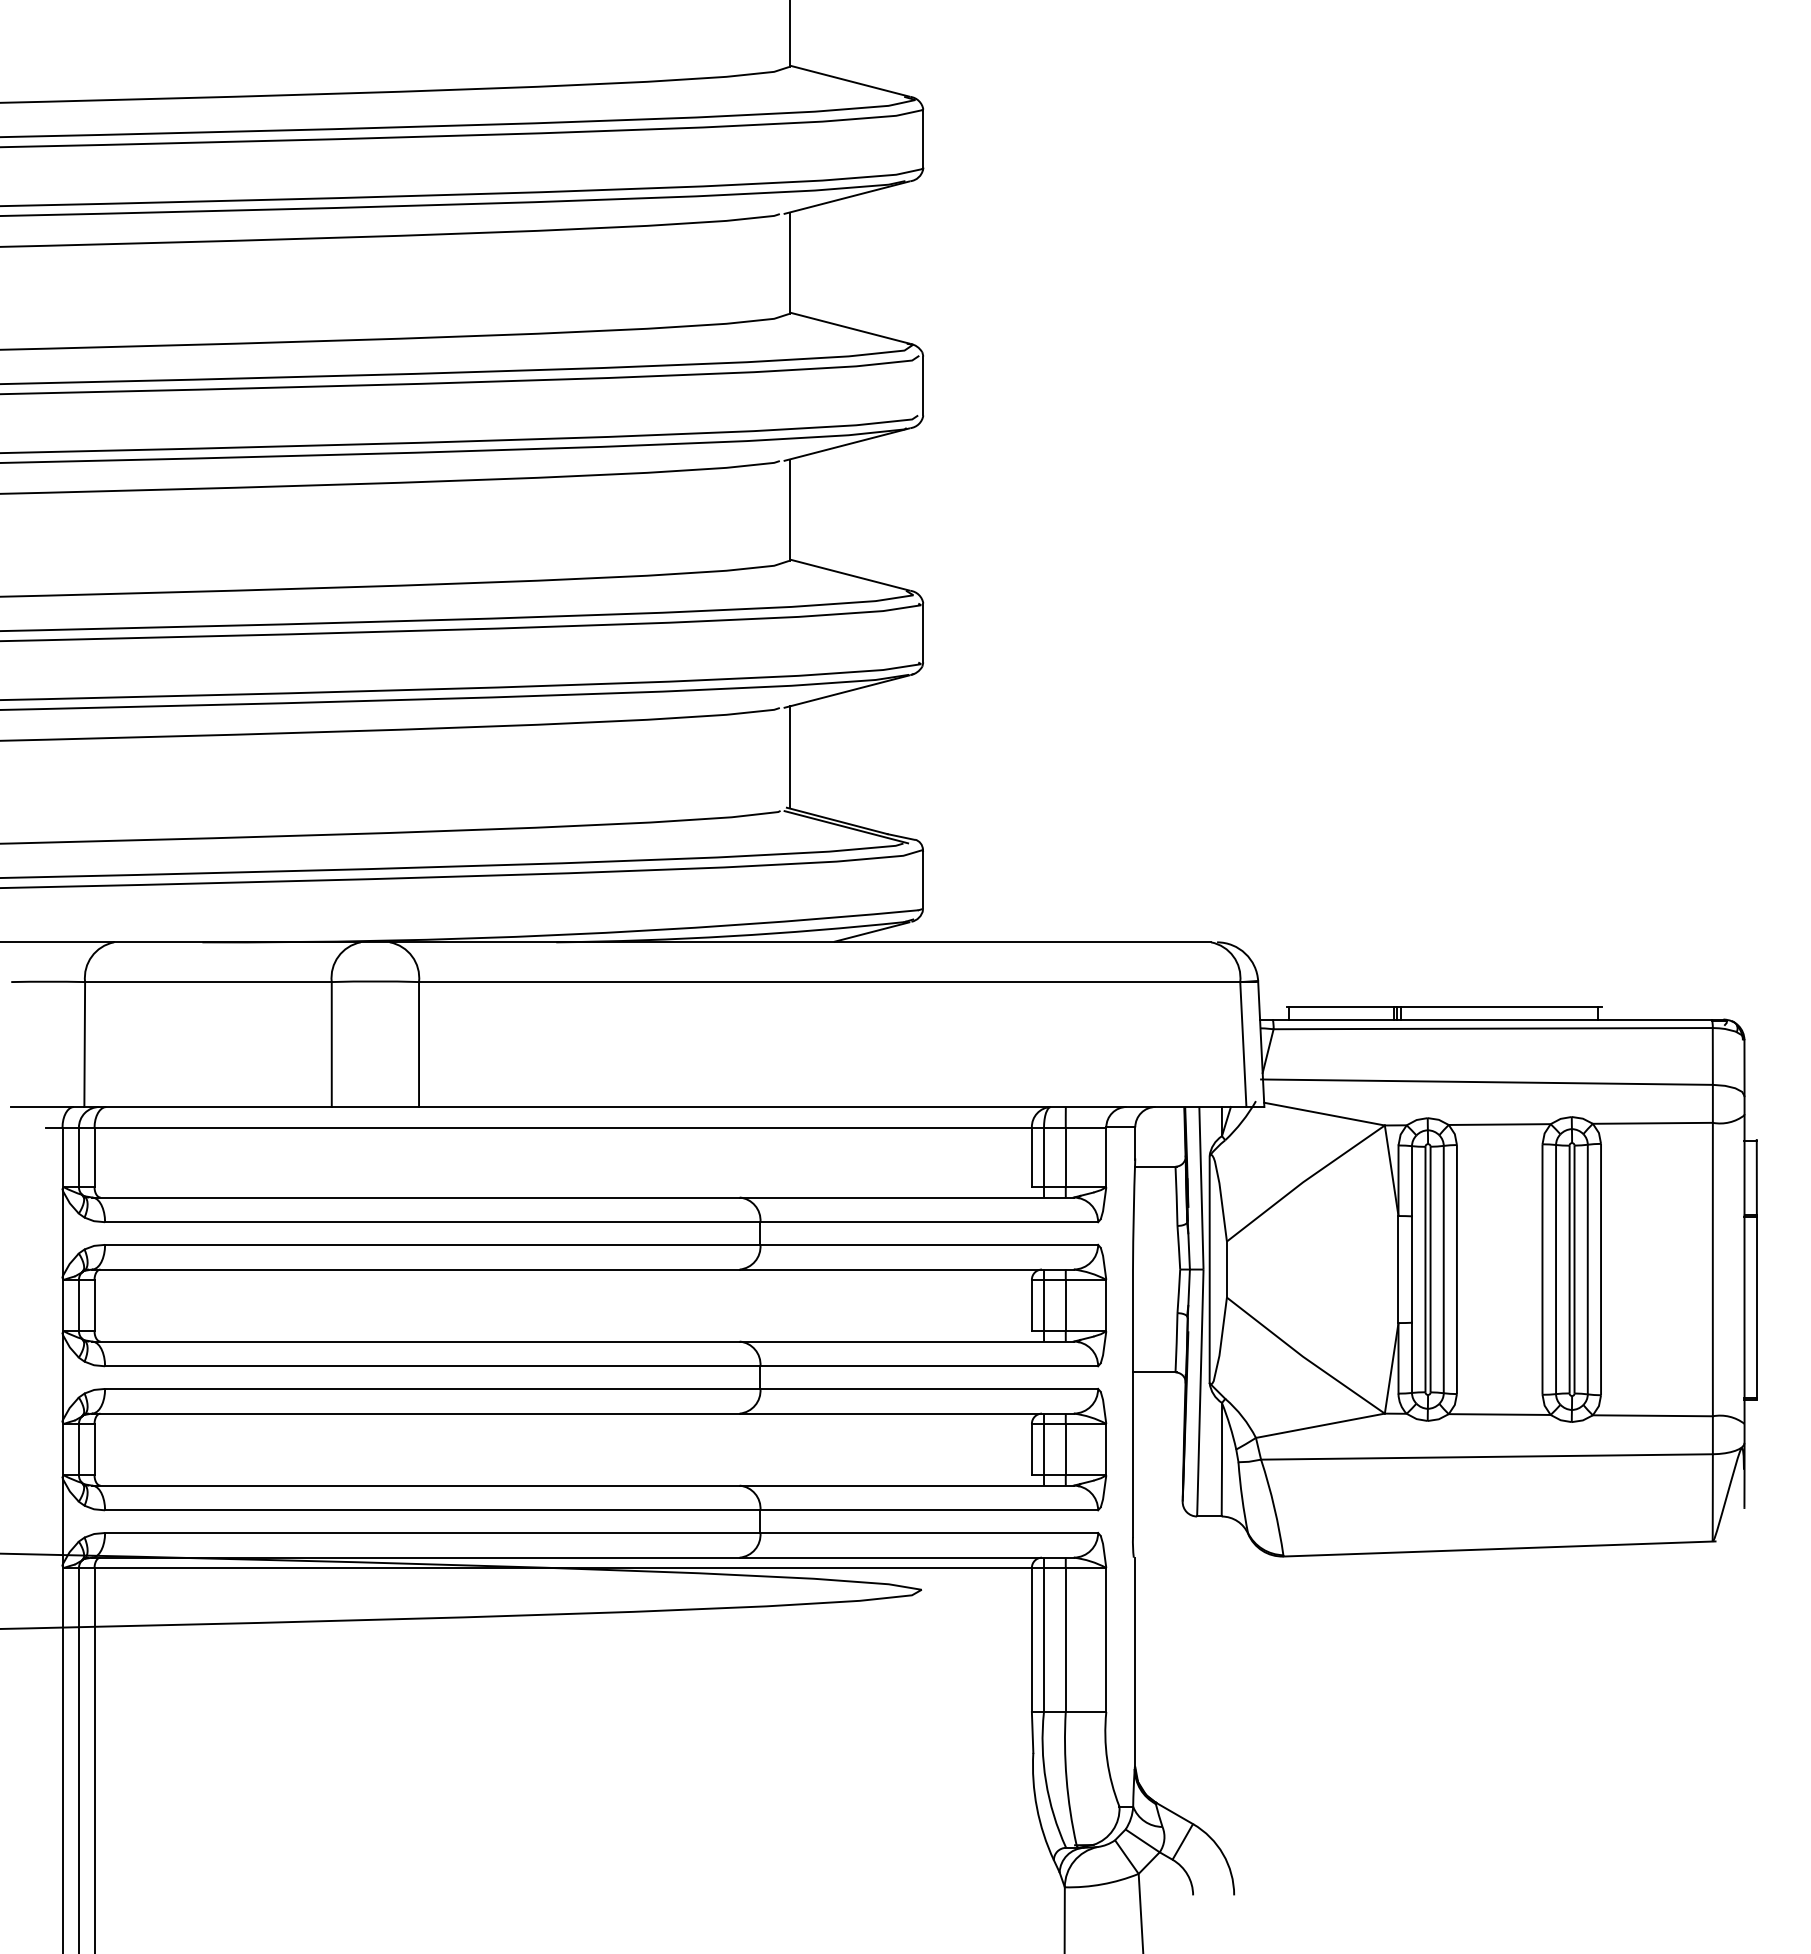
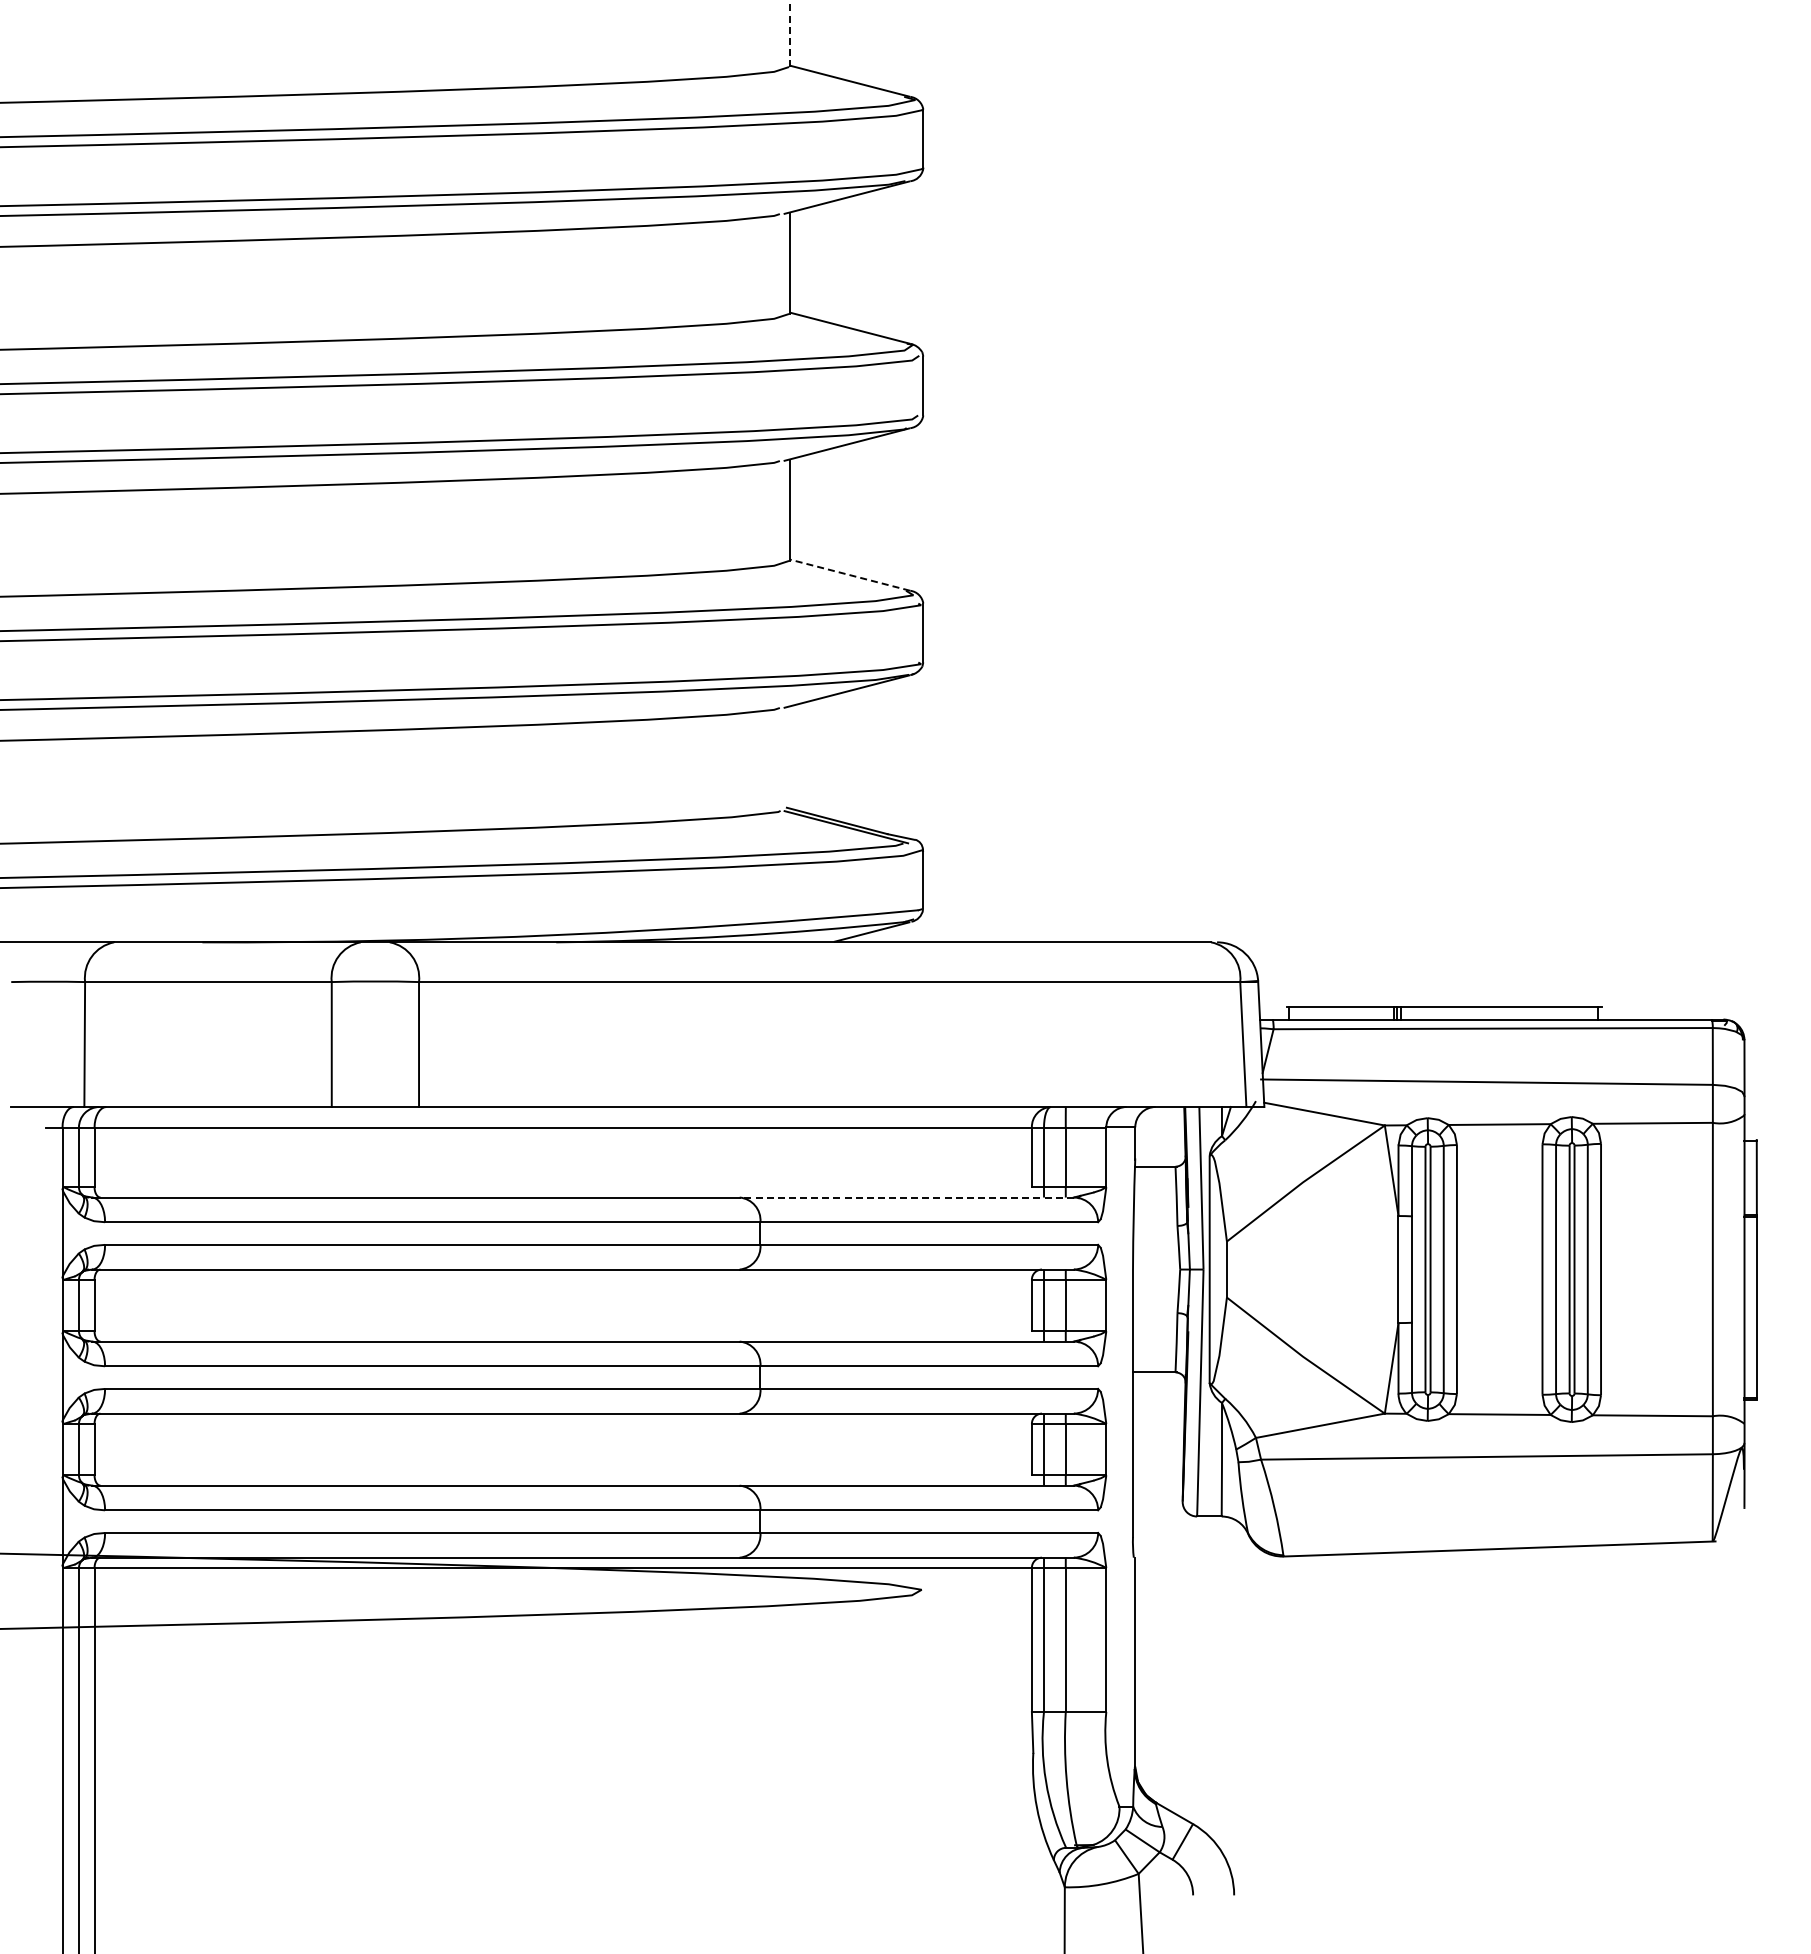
line: solid -> dashed (789, 33)
line: solid -> dashed (848, 574)
line: present -> none (789, 756)
line: solid -> dashed (906, 1197)
